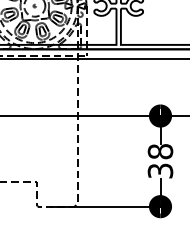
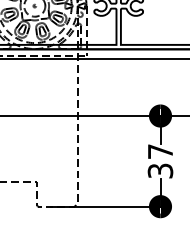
text: 38 -> 37 (160, 151)
